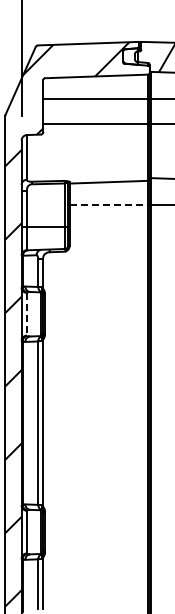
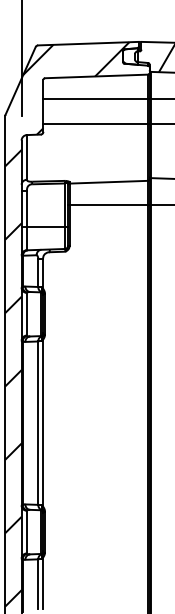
line: dashed -> solid (109, 205)
line: dashed -> solid (26, 314)
